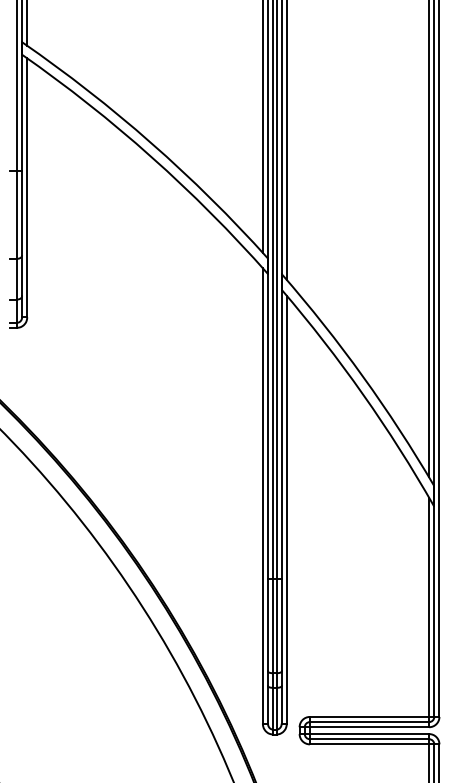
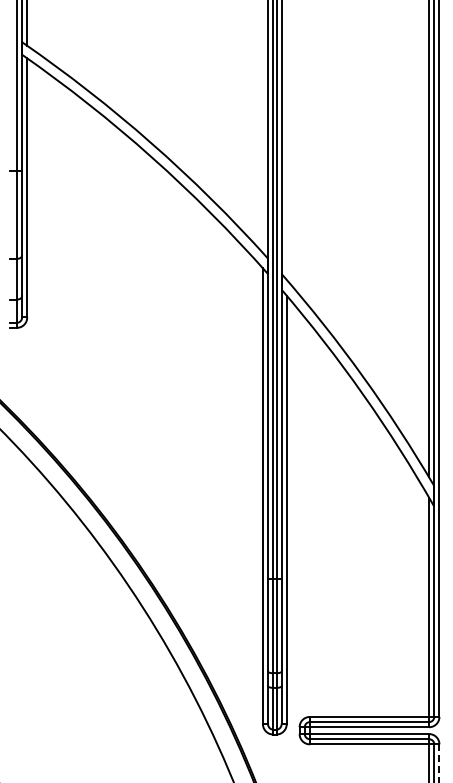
line: present -> none (262, 127)
line: present -> none (286, 140)
line: solid -> dashed (439, 763)
